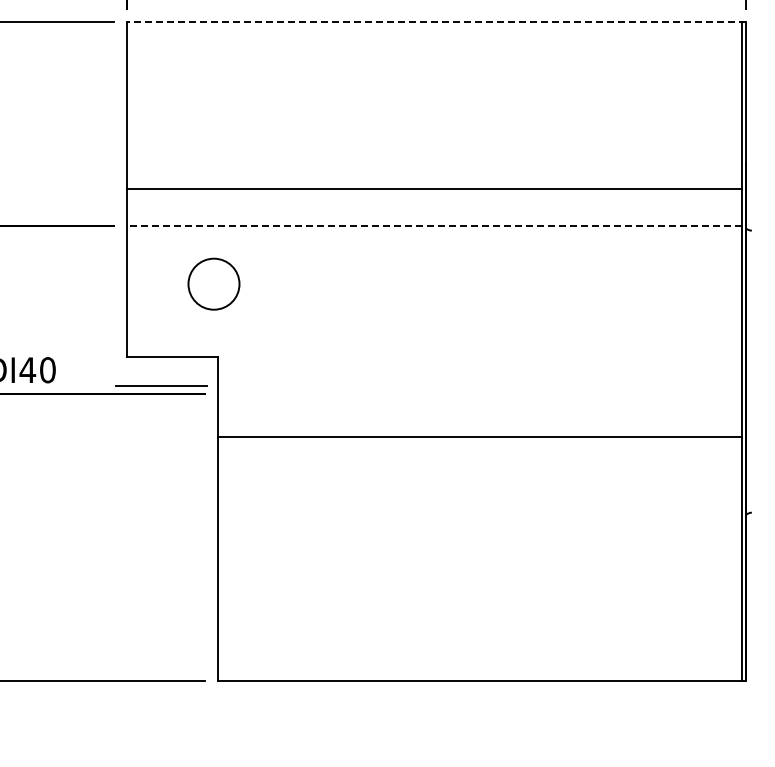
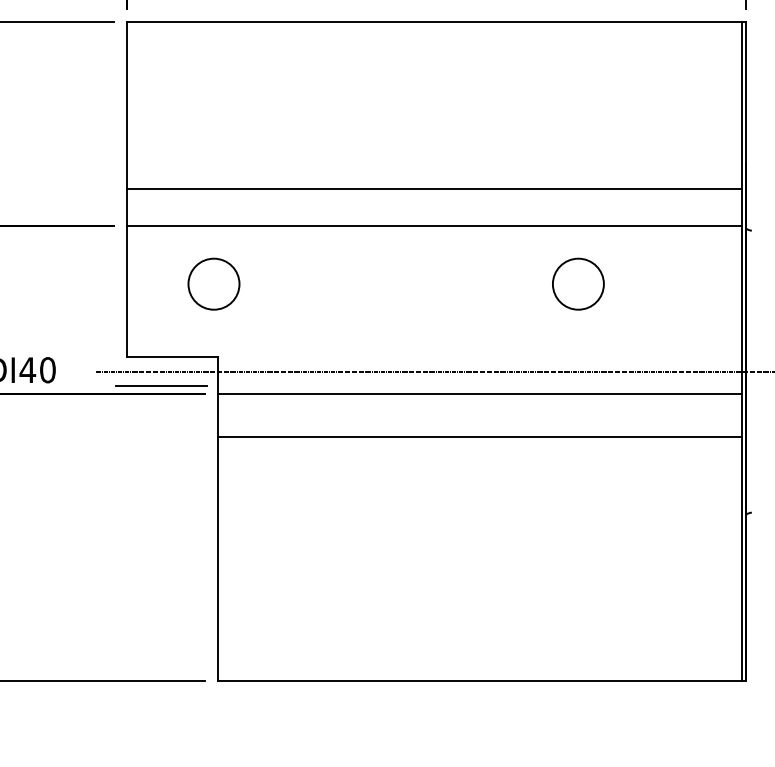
line: dashed -> solid (436, 21)
line: dashed -> solid (434, 225)
circle: none -> present (578, 283)
line: none -> present (433, 371)
line: none -> present (479, 393)
